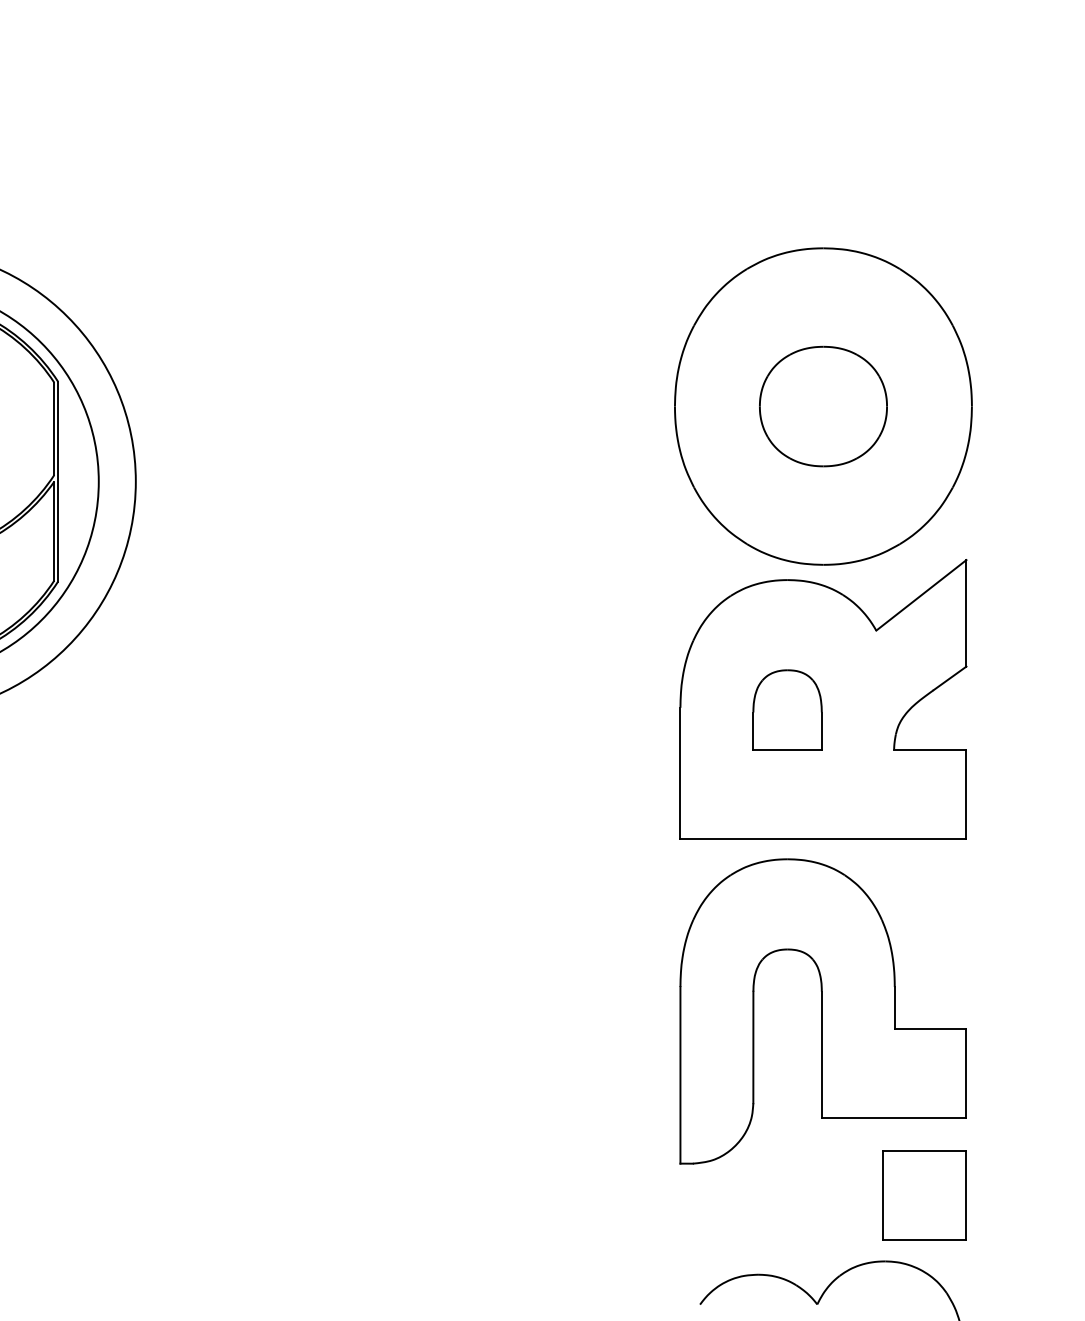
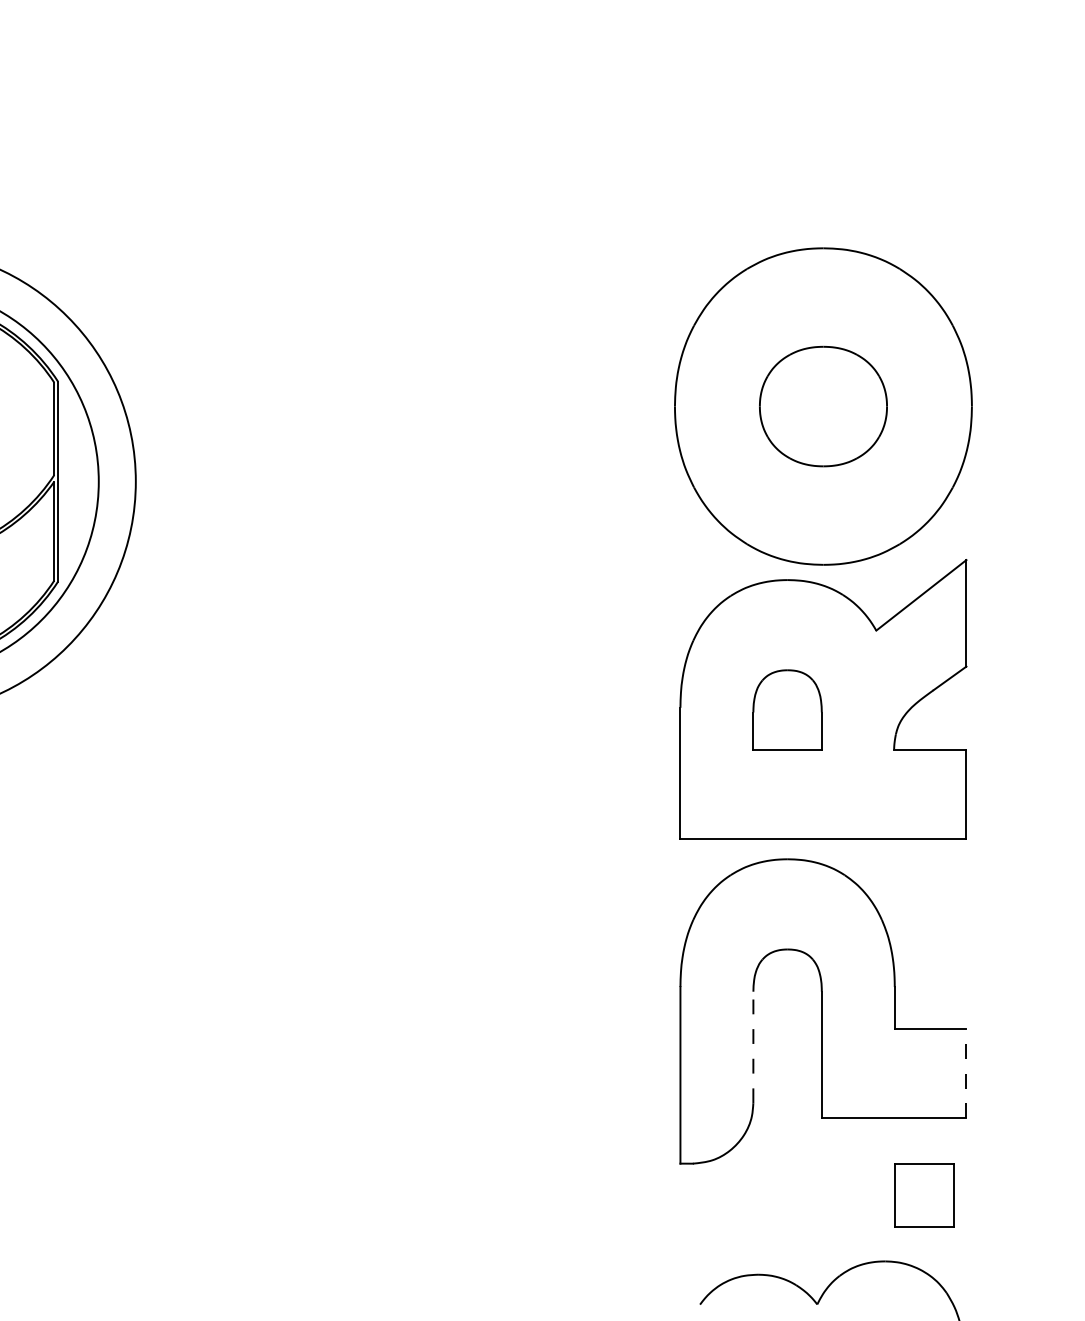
line: solid -> dashed (753, 1047)
line: solid -> dashed (966, 1073)
part size: 85x91 px -> 61x65 px (924, 1195)
